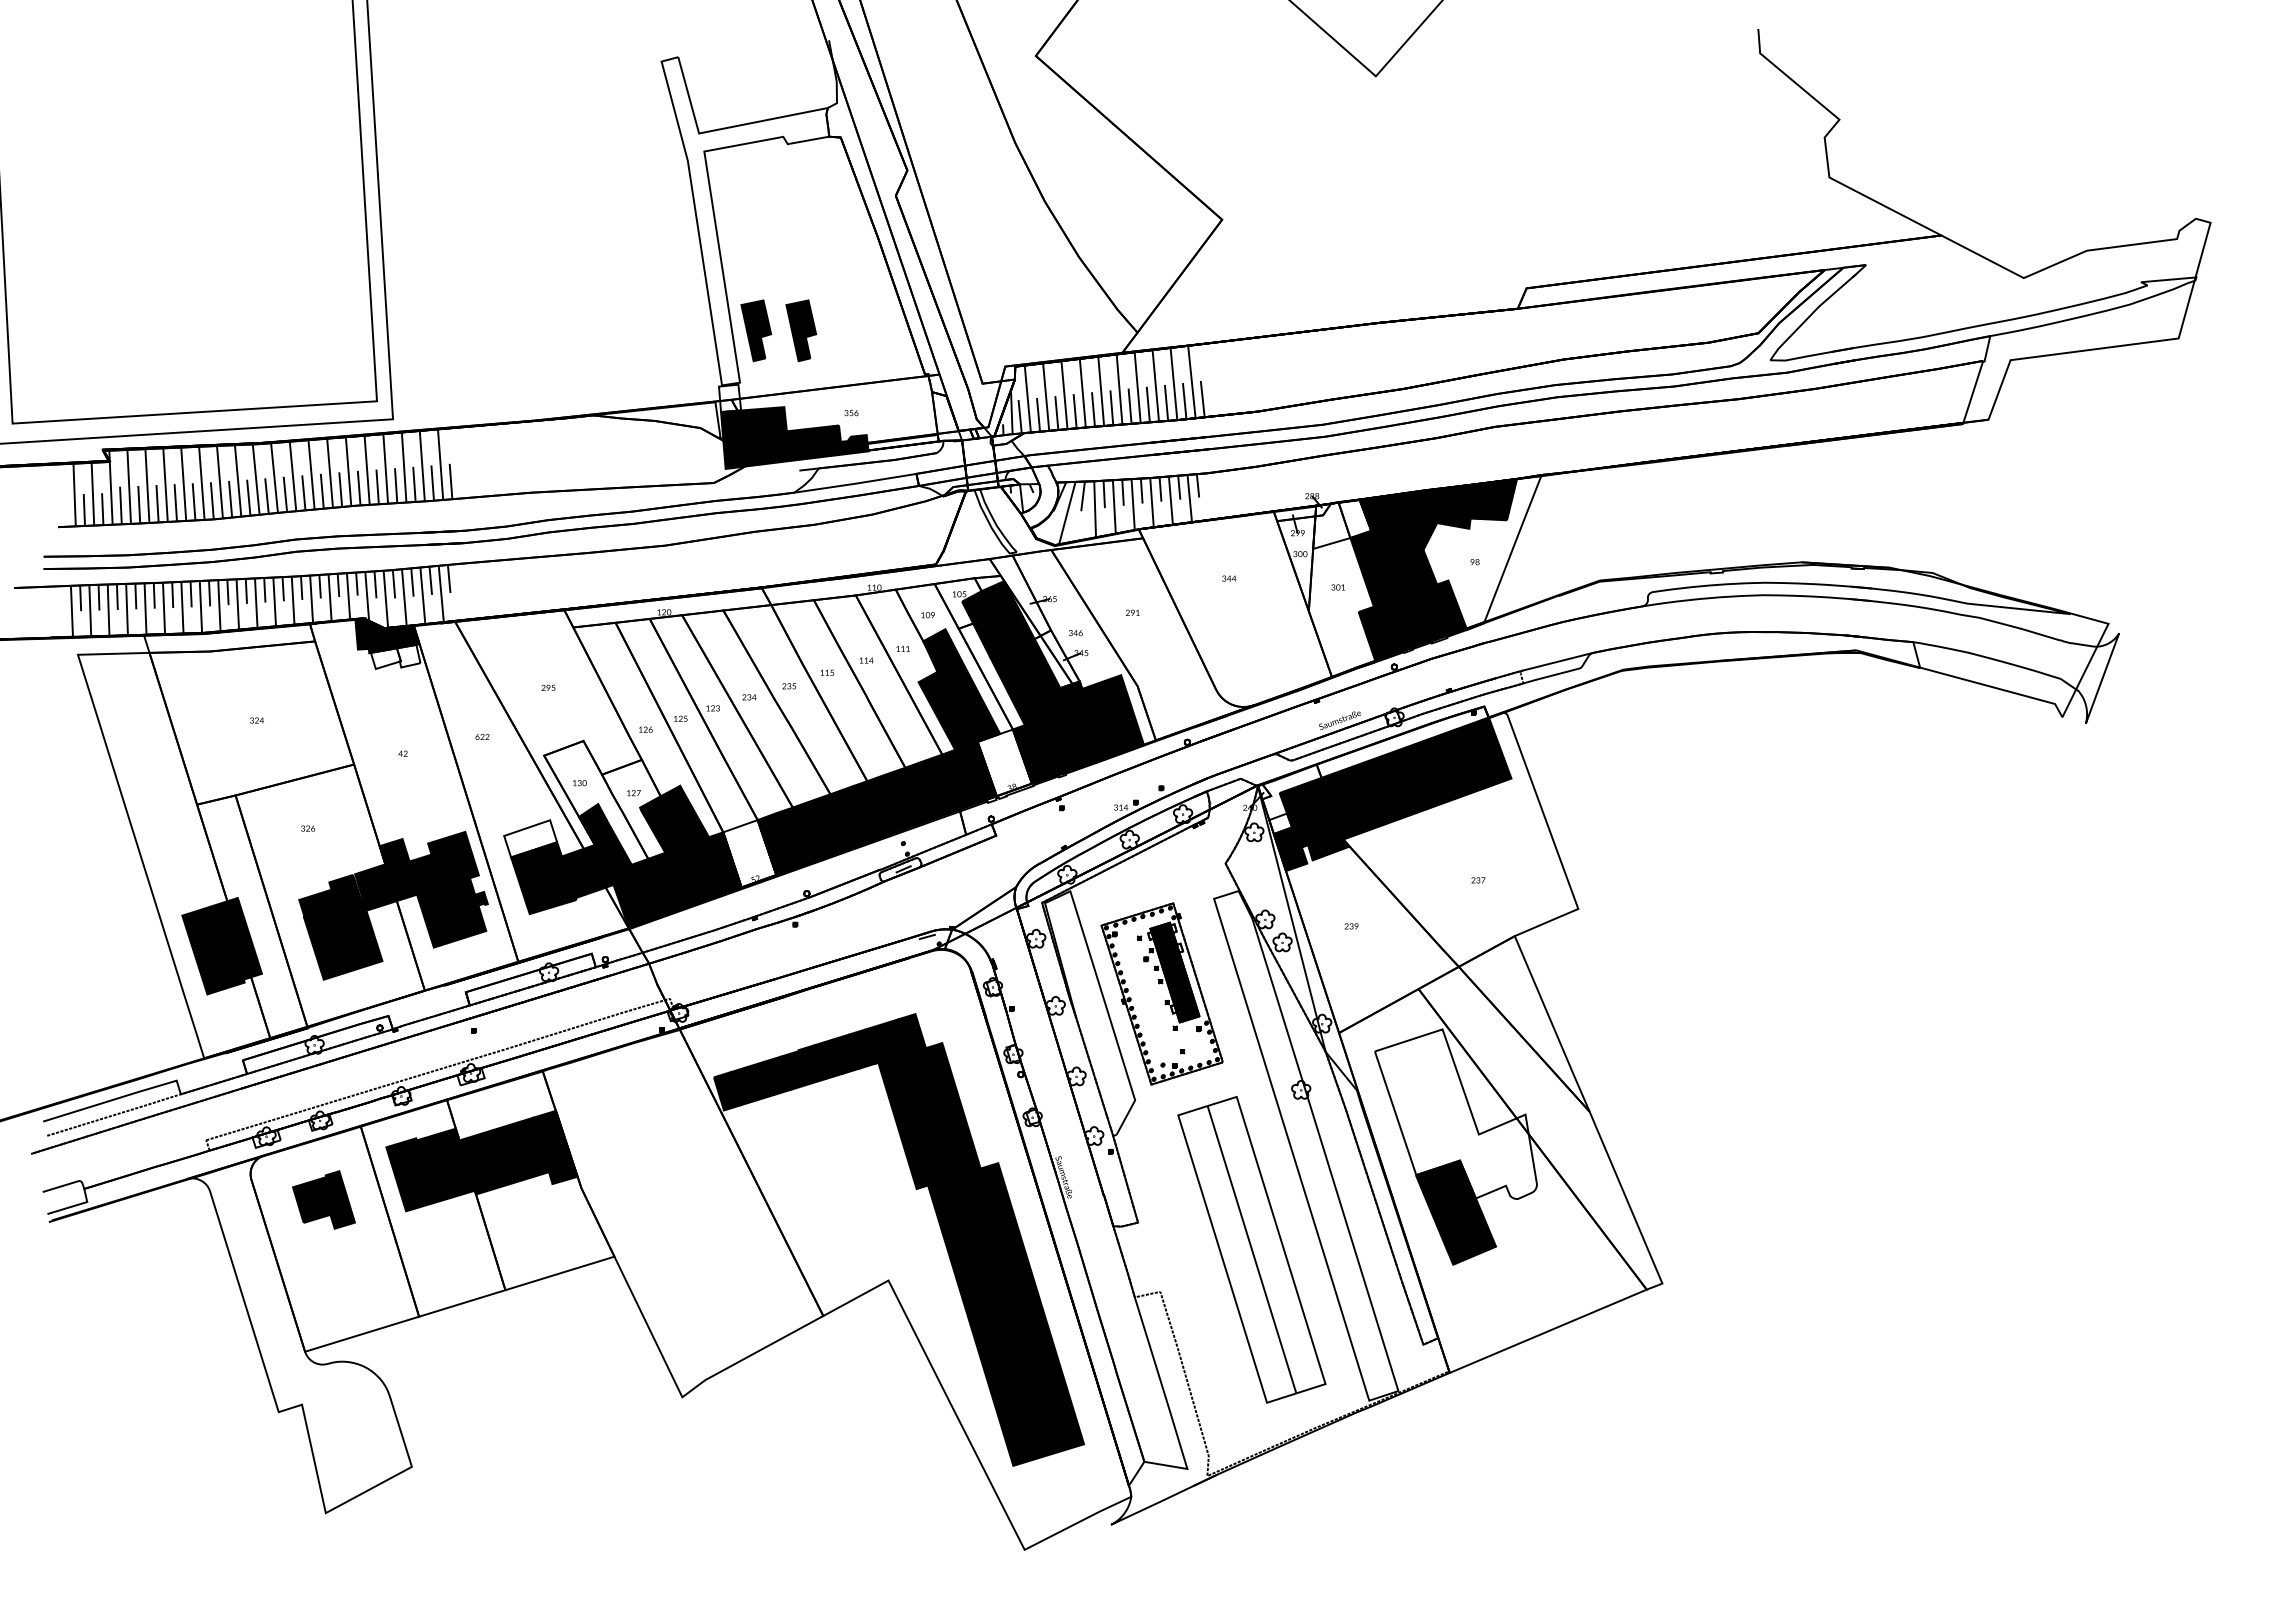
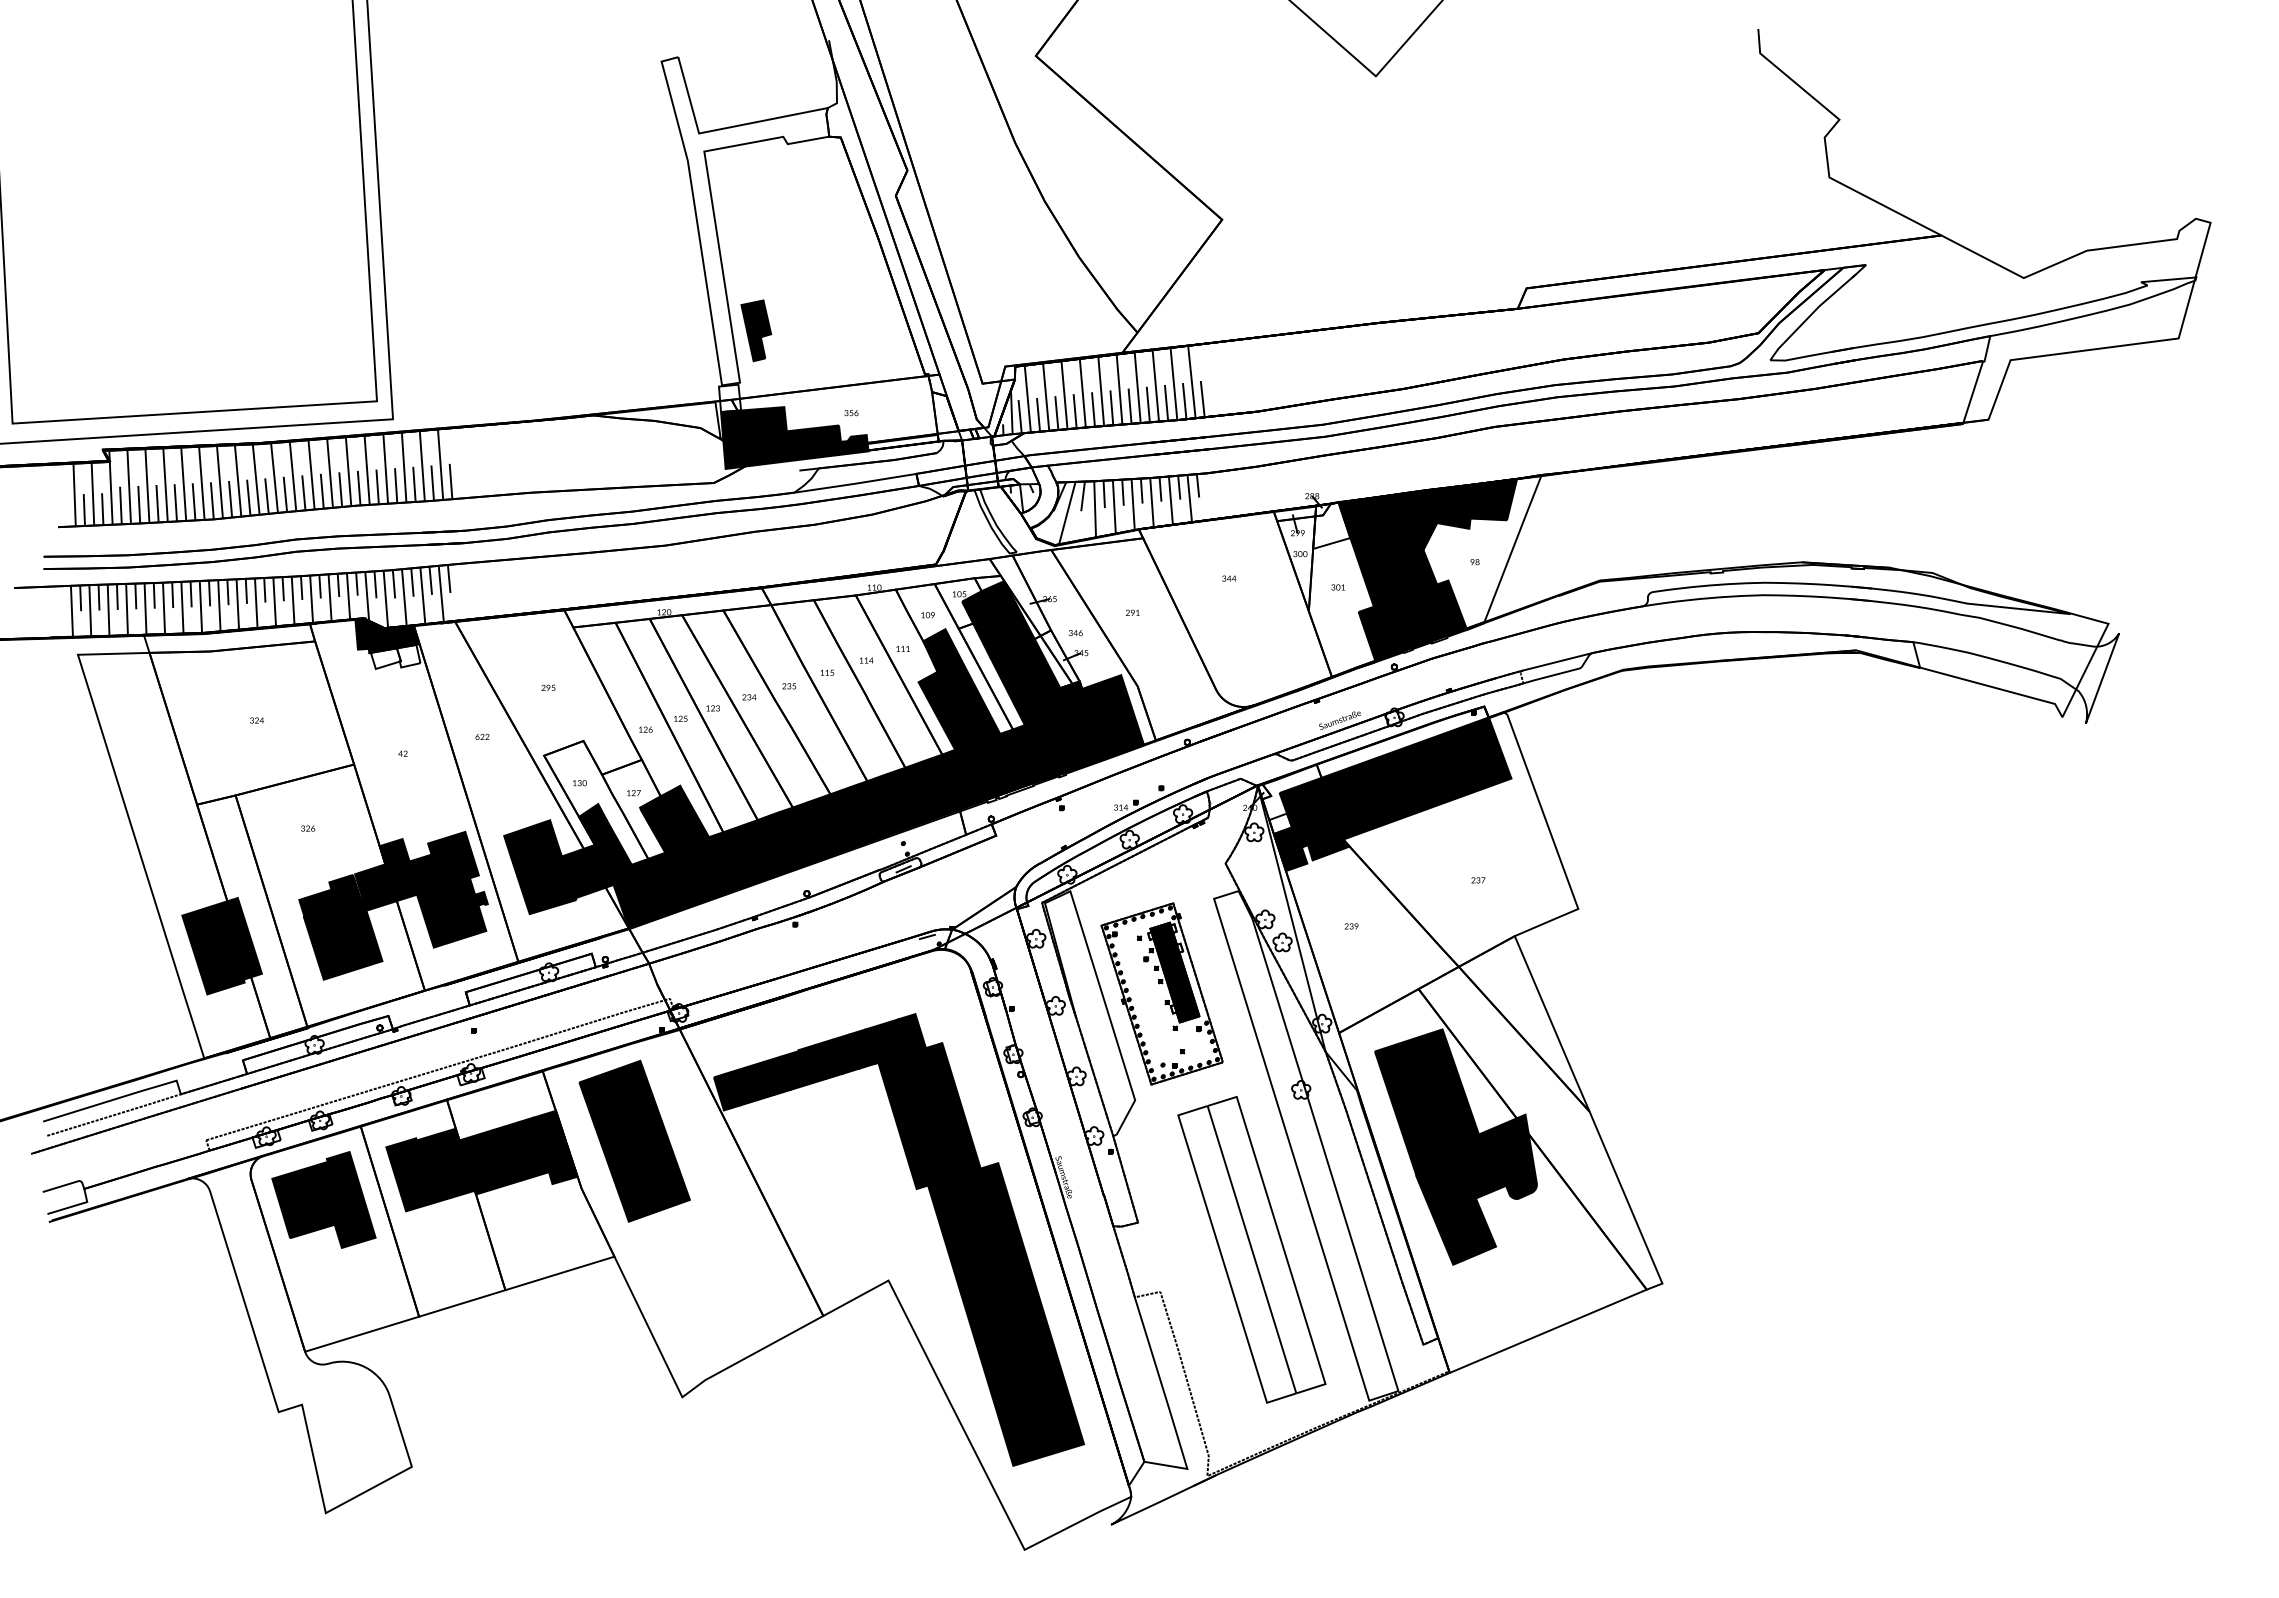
part: present -> none (801, 330)
fill: none -> present (1354, 519)
fill: none -> present (1004, 762)
fill: none -> present (530, 838)
fill: none -> present (749, 853)
fill: none -> present (1455, 1113)
part: none -> present (634, 1140)
part size: 64x60 px -> 106x98 px (323, 1199)
